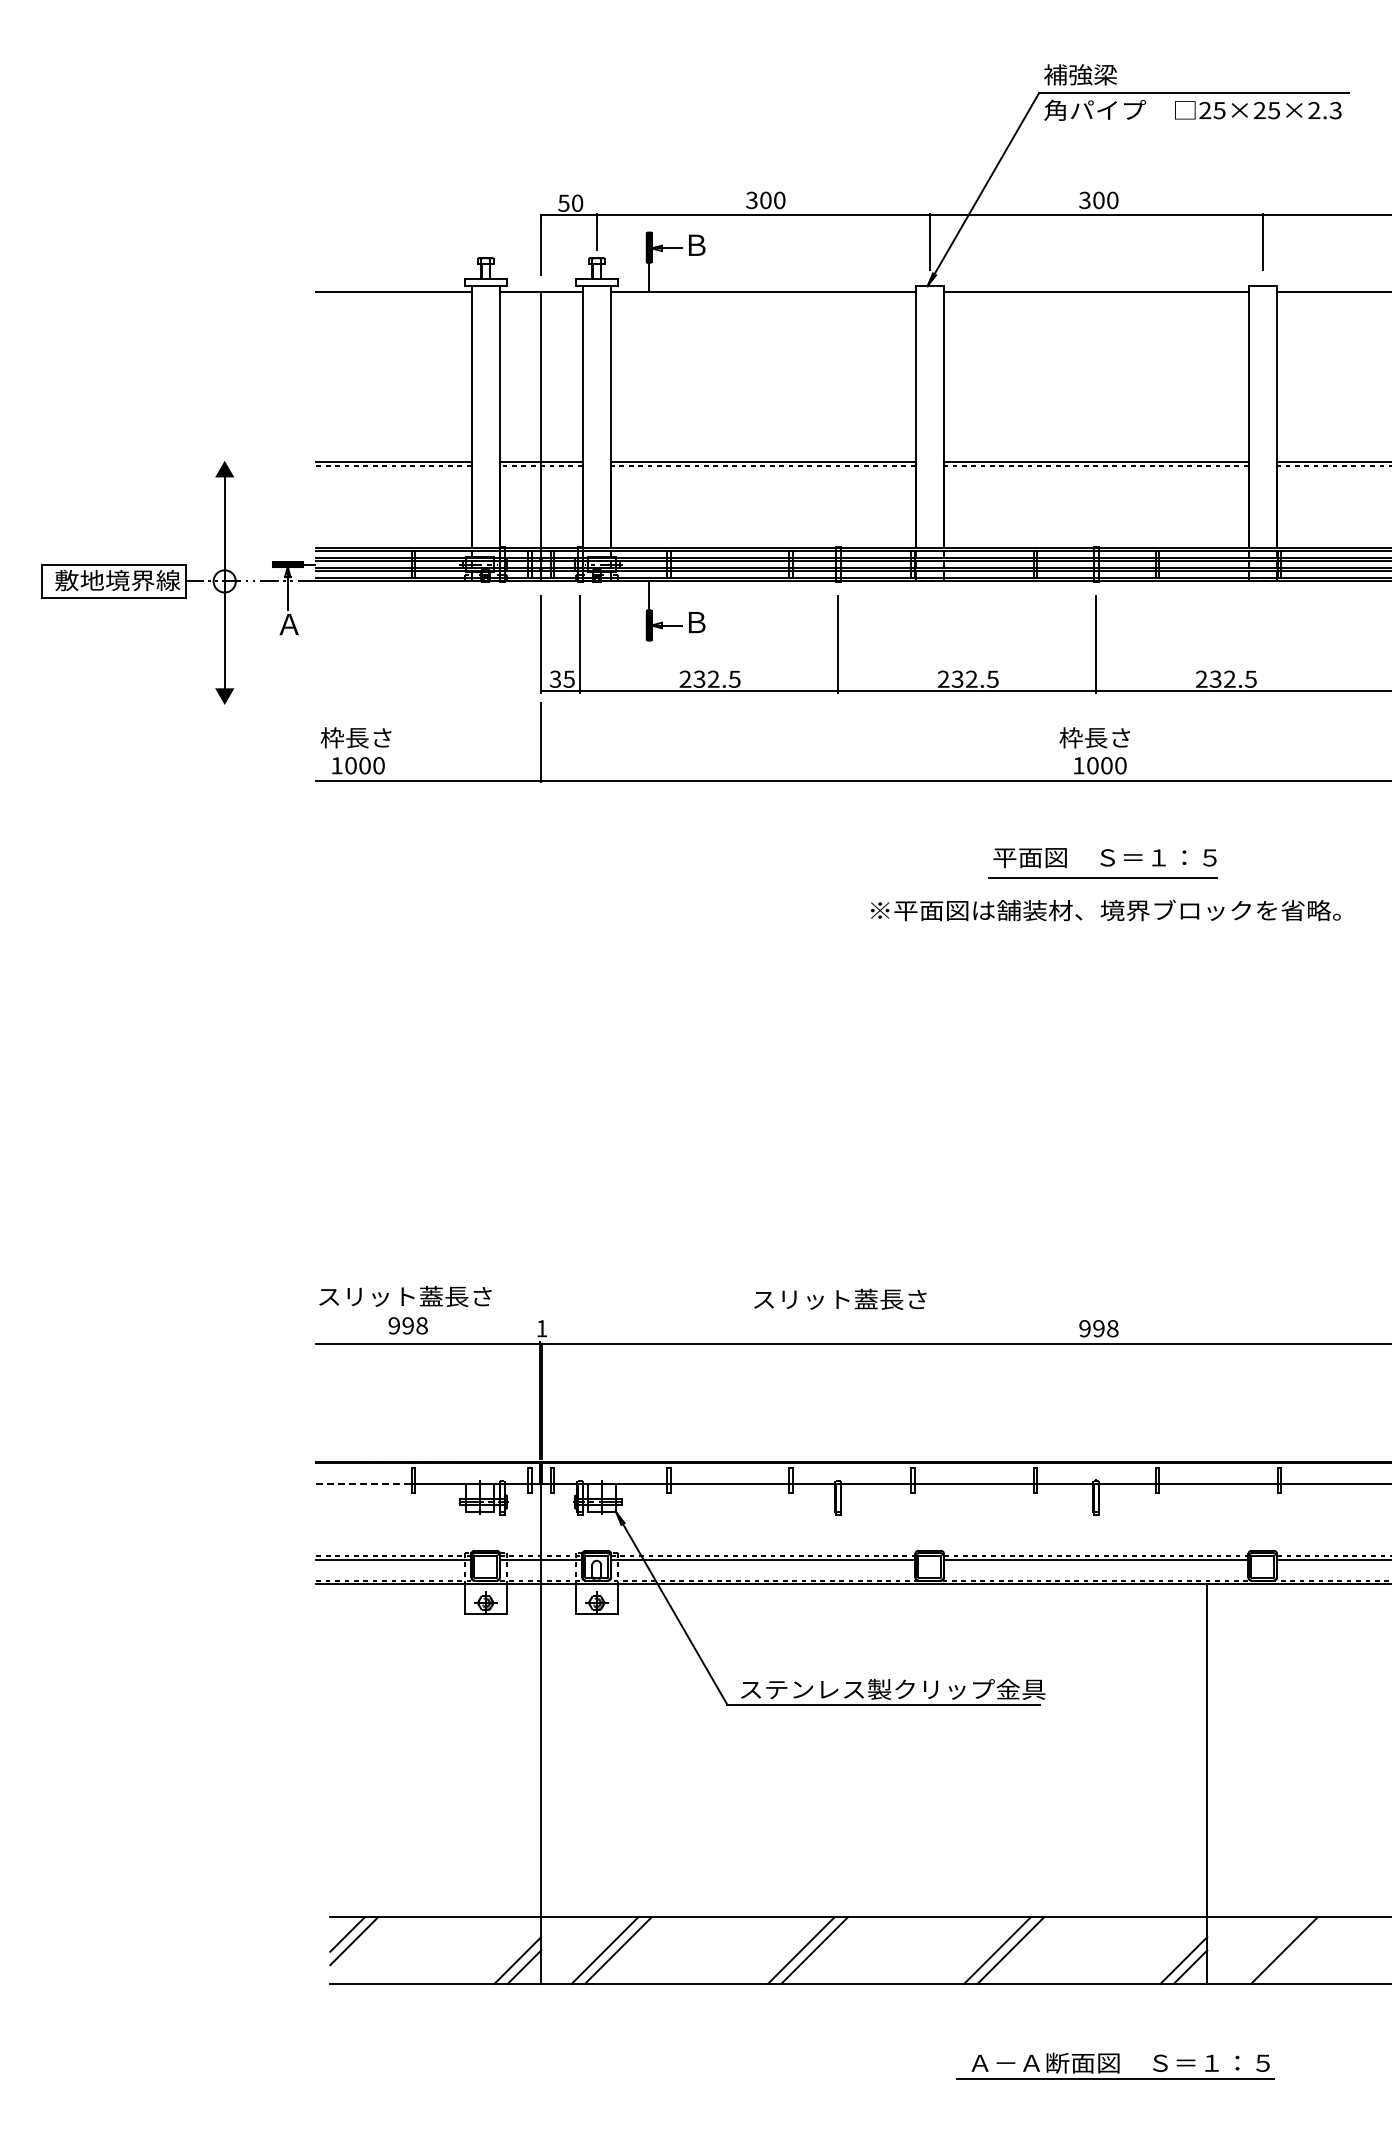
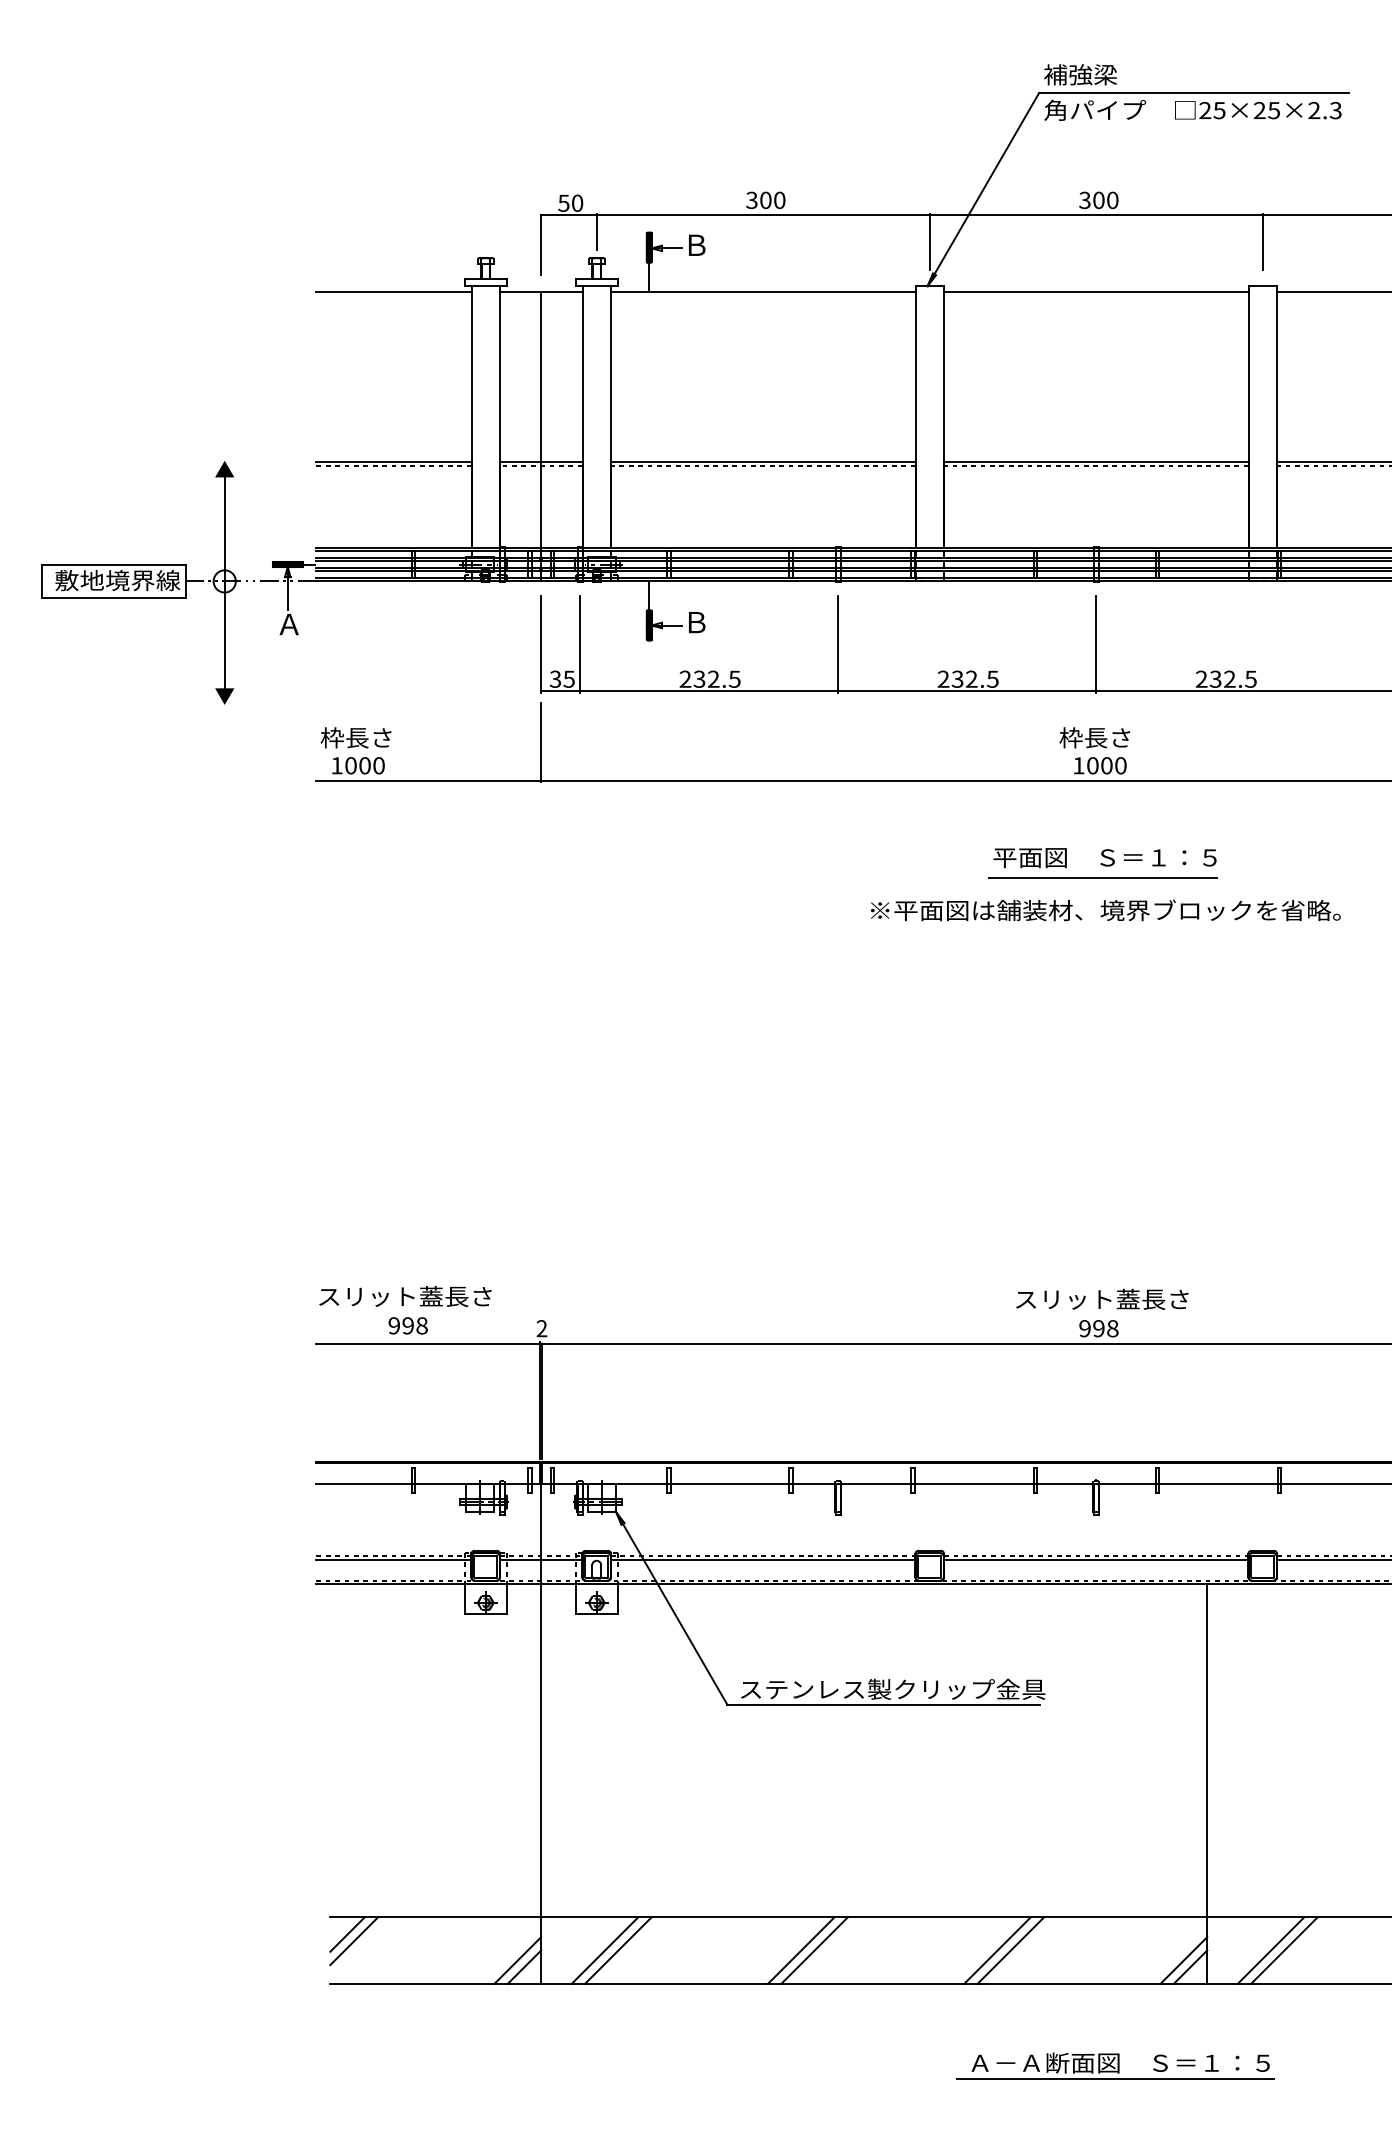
text position: (840, 1298) -> (1102, 1298) (1102, 1298)
text: 1 -> 2 (541, 1328)
line: dashed -> solid (364, 1484)
line: none -> present (1270, 1950)
